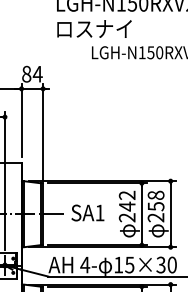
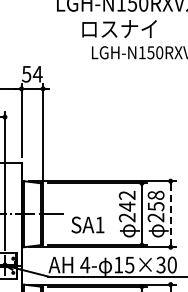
text position: (94, 28) -> (119, 28) (119, 28)
text: 84 -> 54 (26, 73)
text position: (87, 212) -> (87, 224) (87, 224)
line: solid -> dashed (170, 214)
